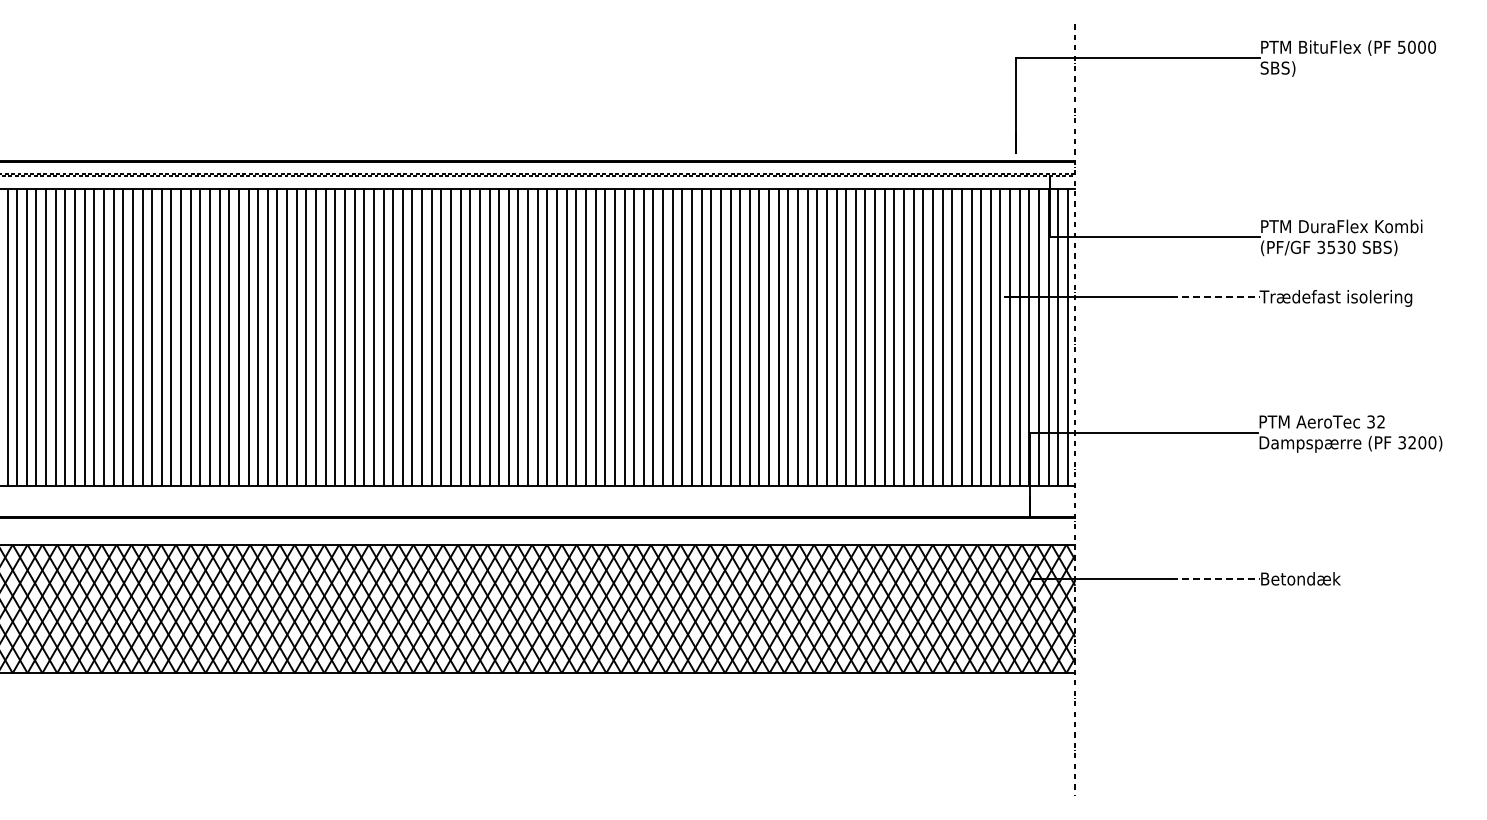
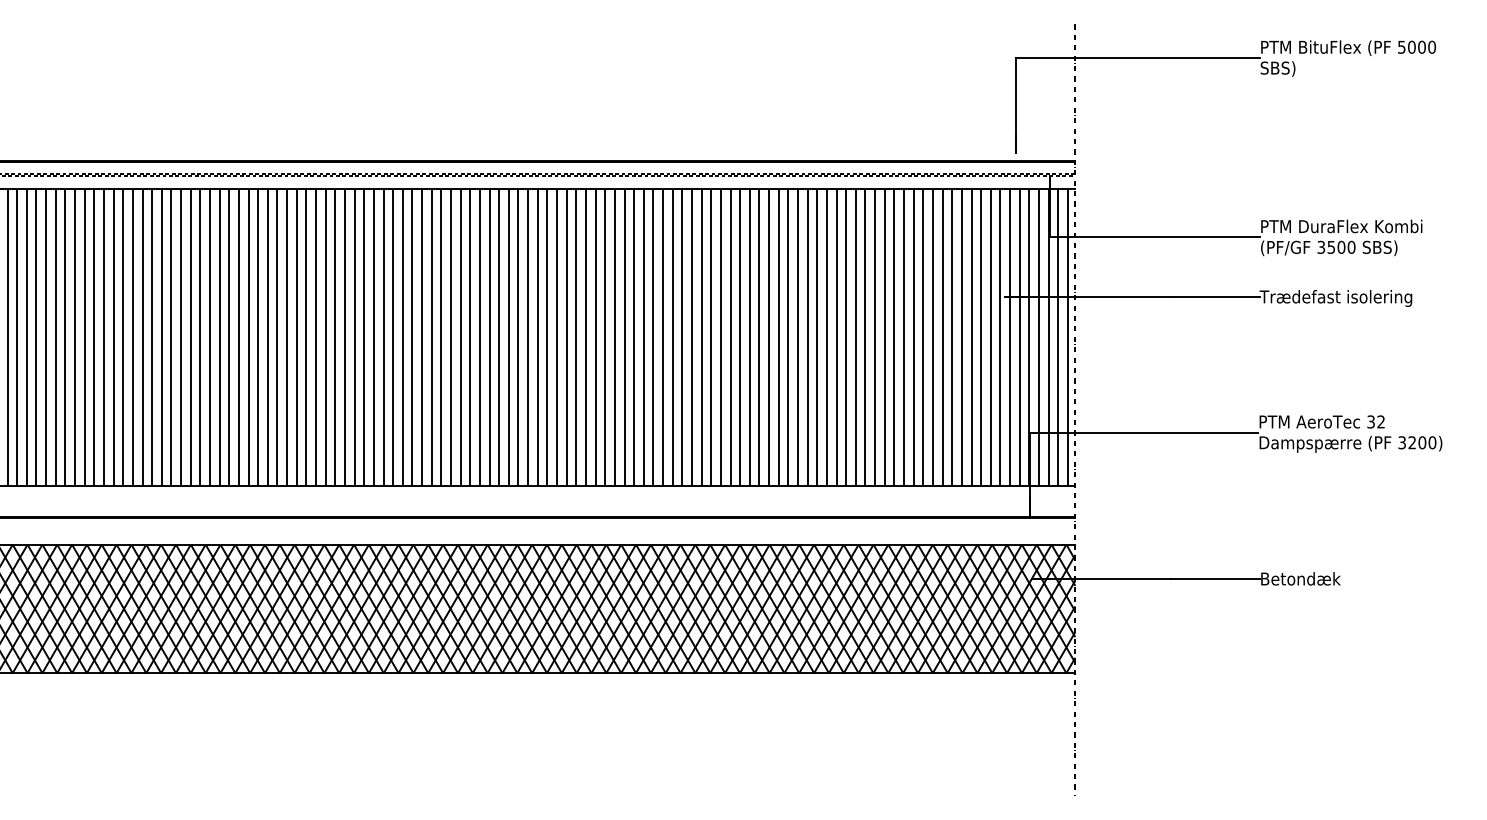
text: 3530 -> 3500 (1341, 246)
line: dashed -> solid (1215, 297)
line: dashed -> solid (1215, 579)
